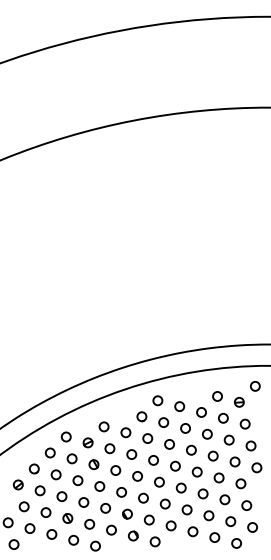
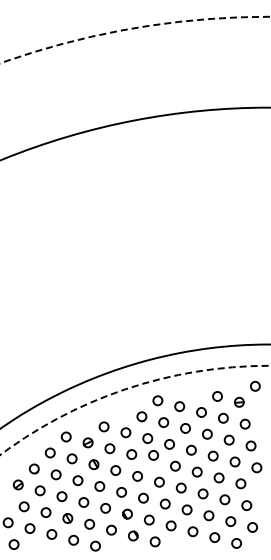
arc: solid -> dashed (134, 28)
arc: solid -> dashed (128, 388)
circle position: (153, 460) -> (153, 455) (153, 455)
